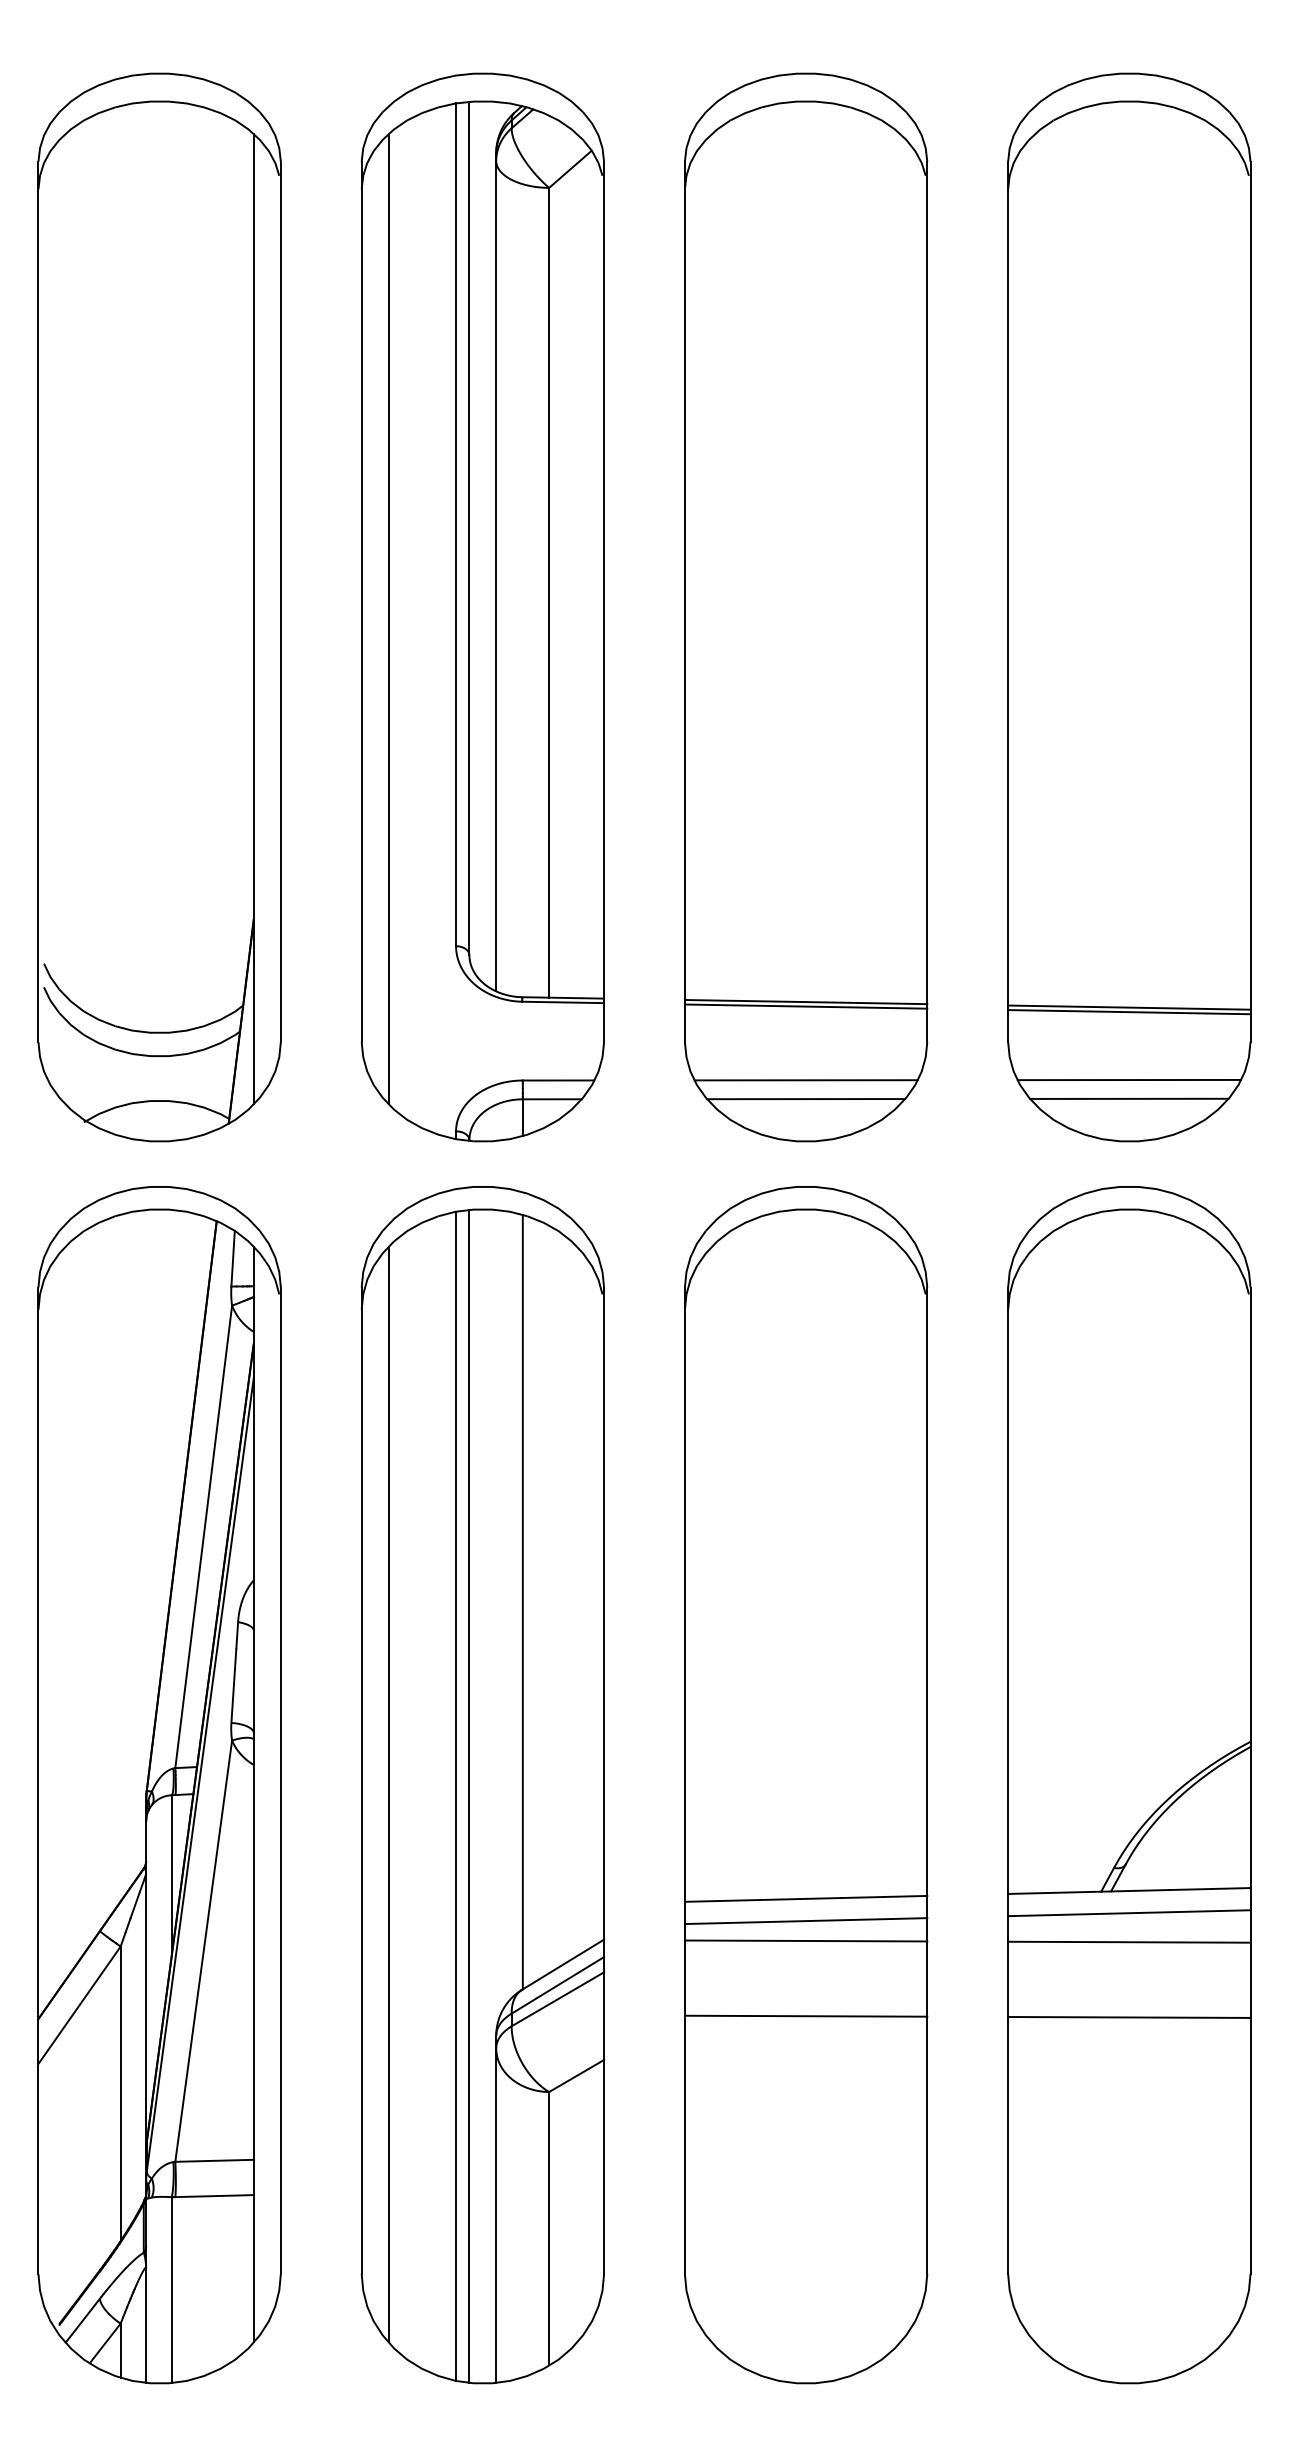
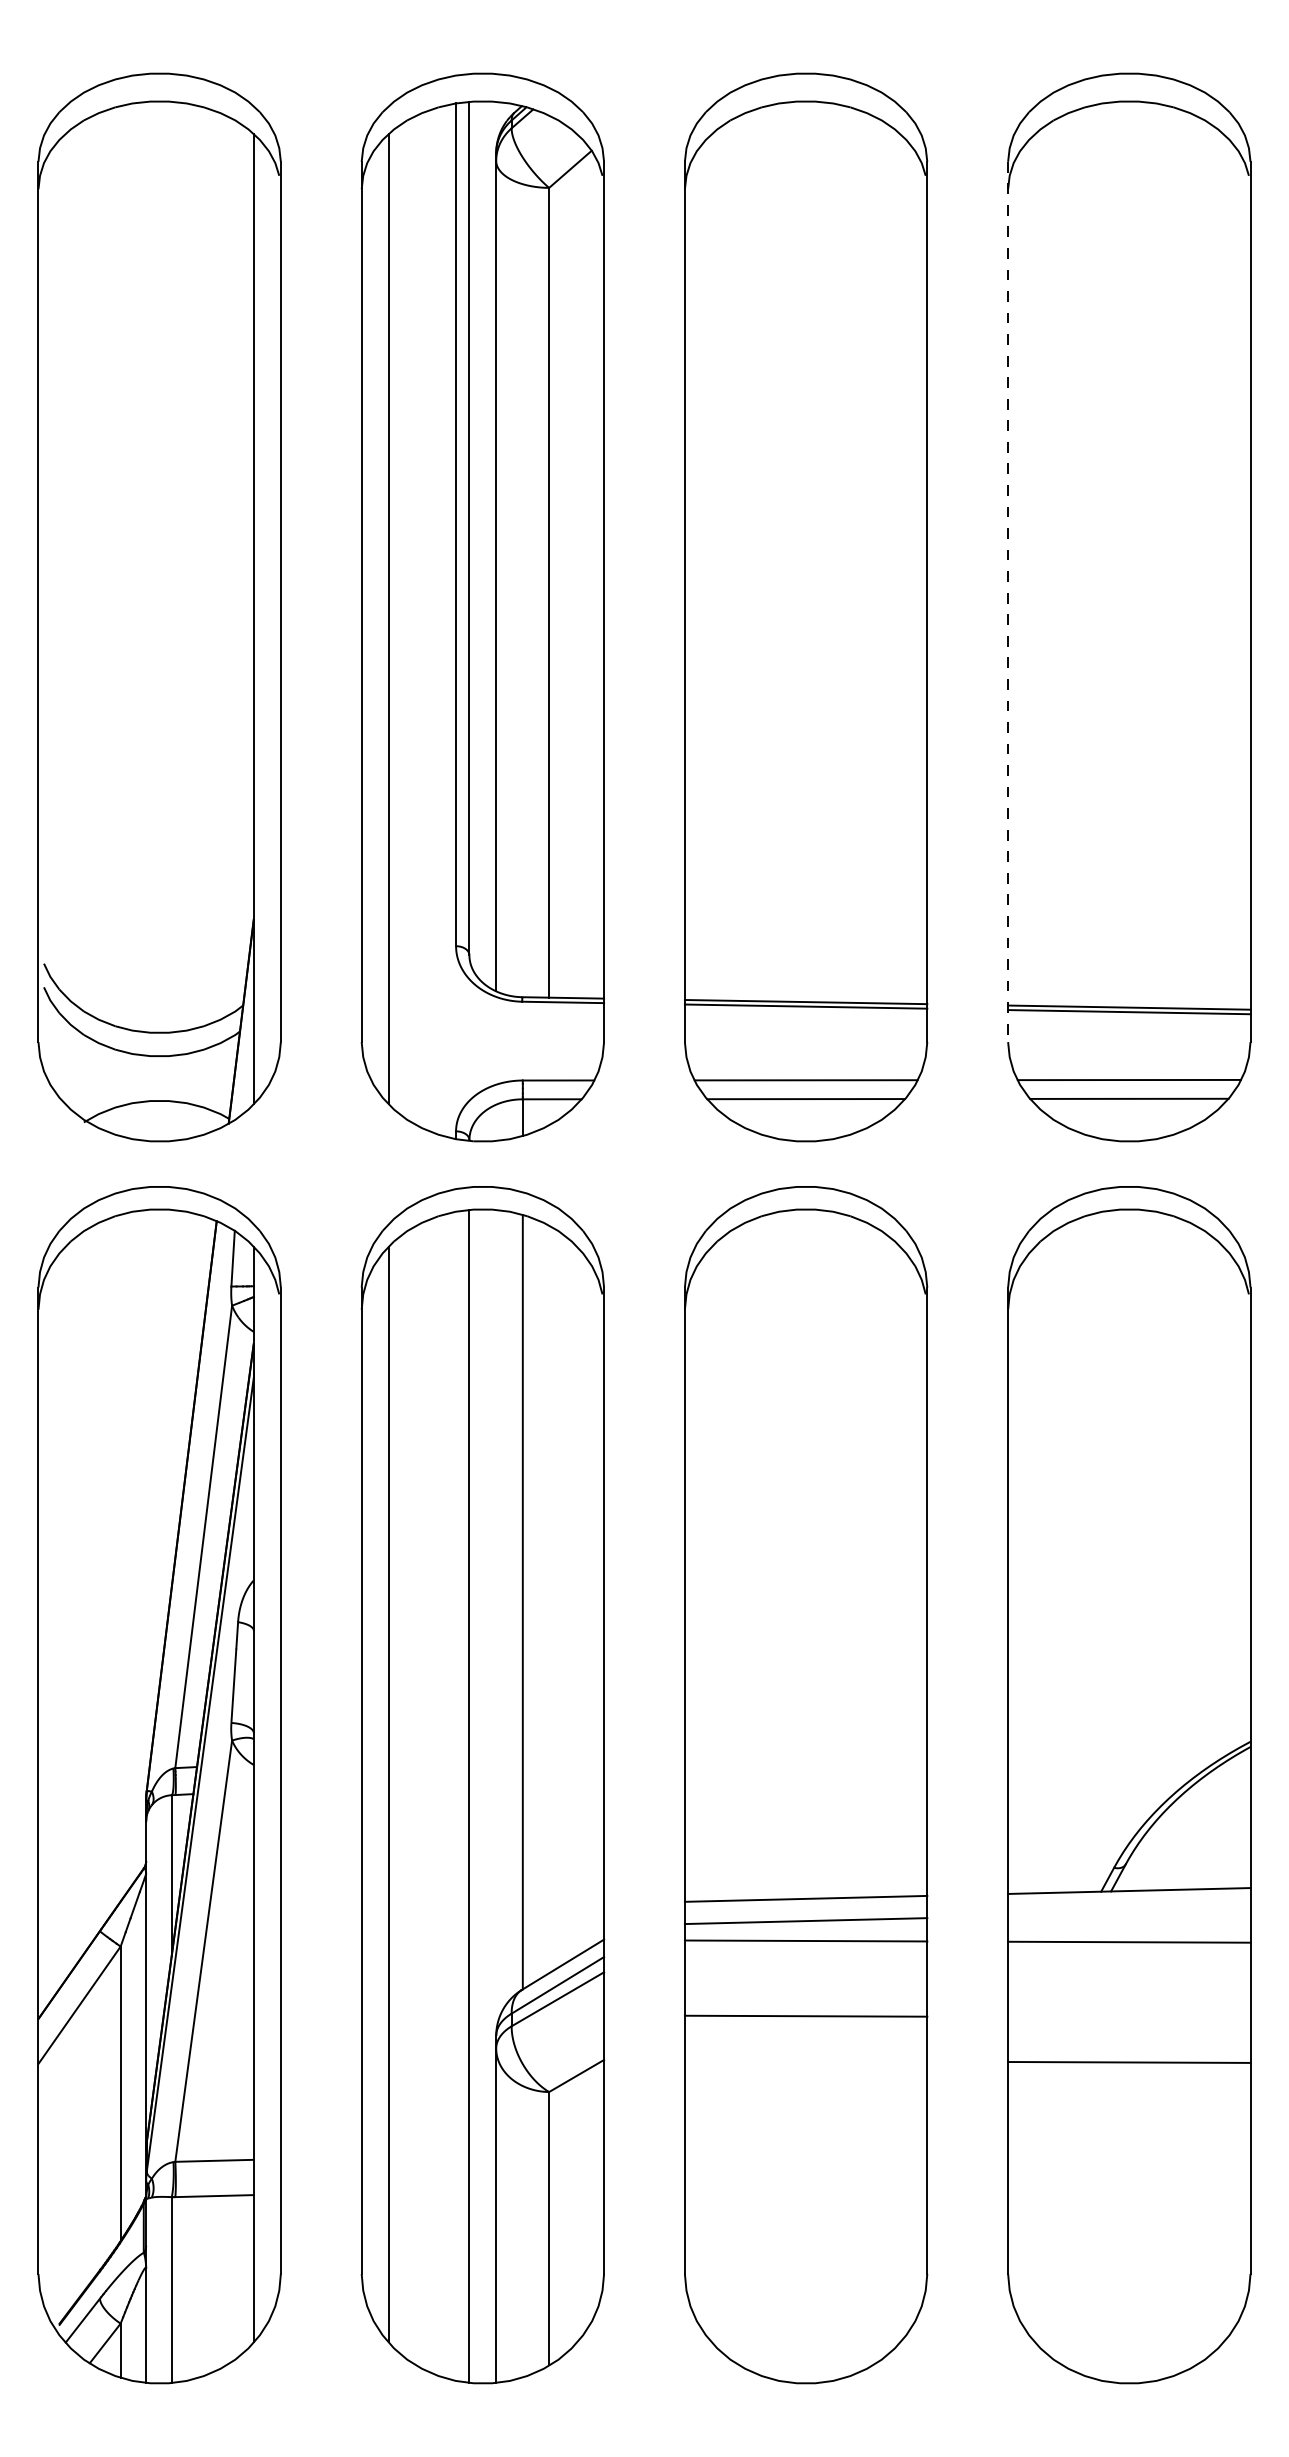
line: solid -> dashed (1008, 602)
line: present -> none (456, 1795)
line: present -> none (1129, 1913)
line position: (1129, 2017) -> (1129, 2062) (1129, 2062)
